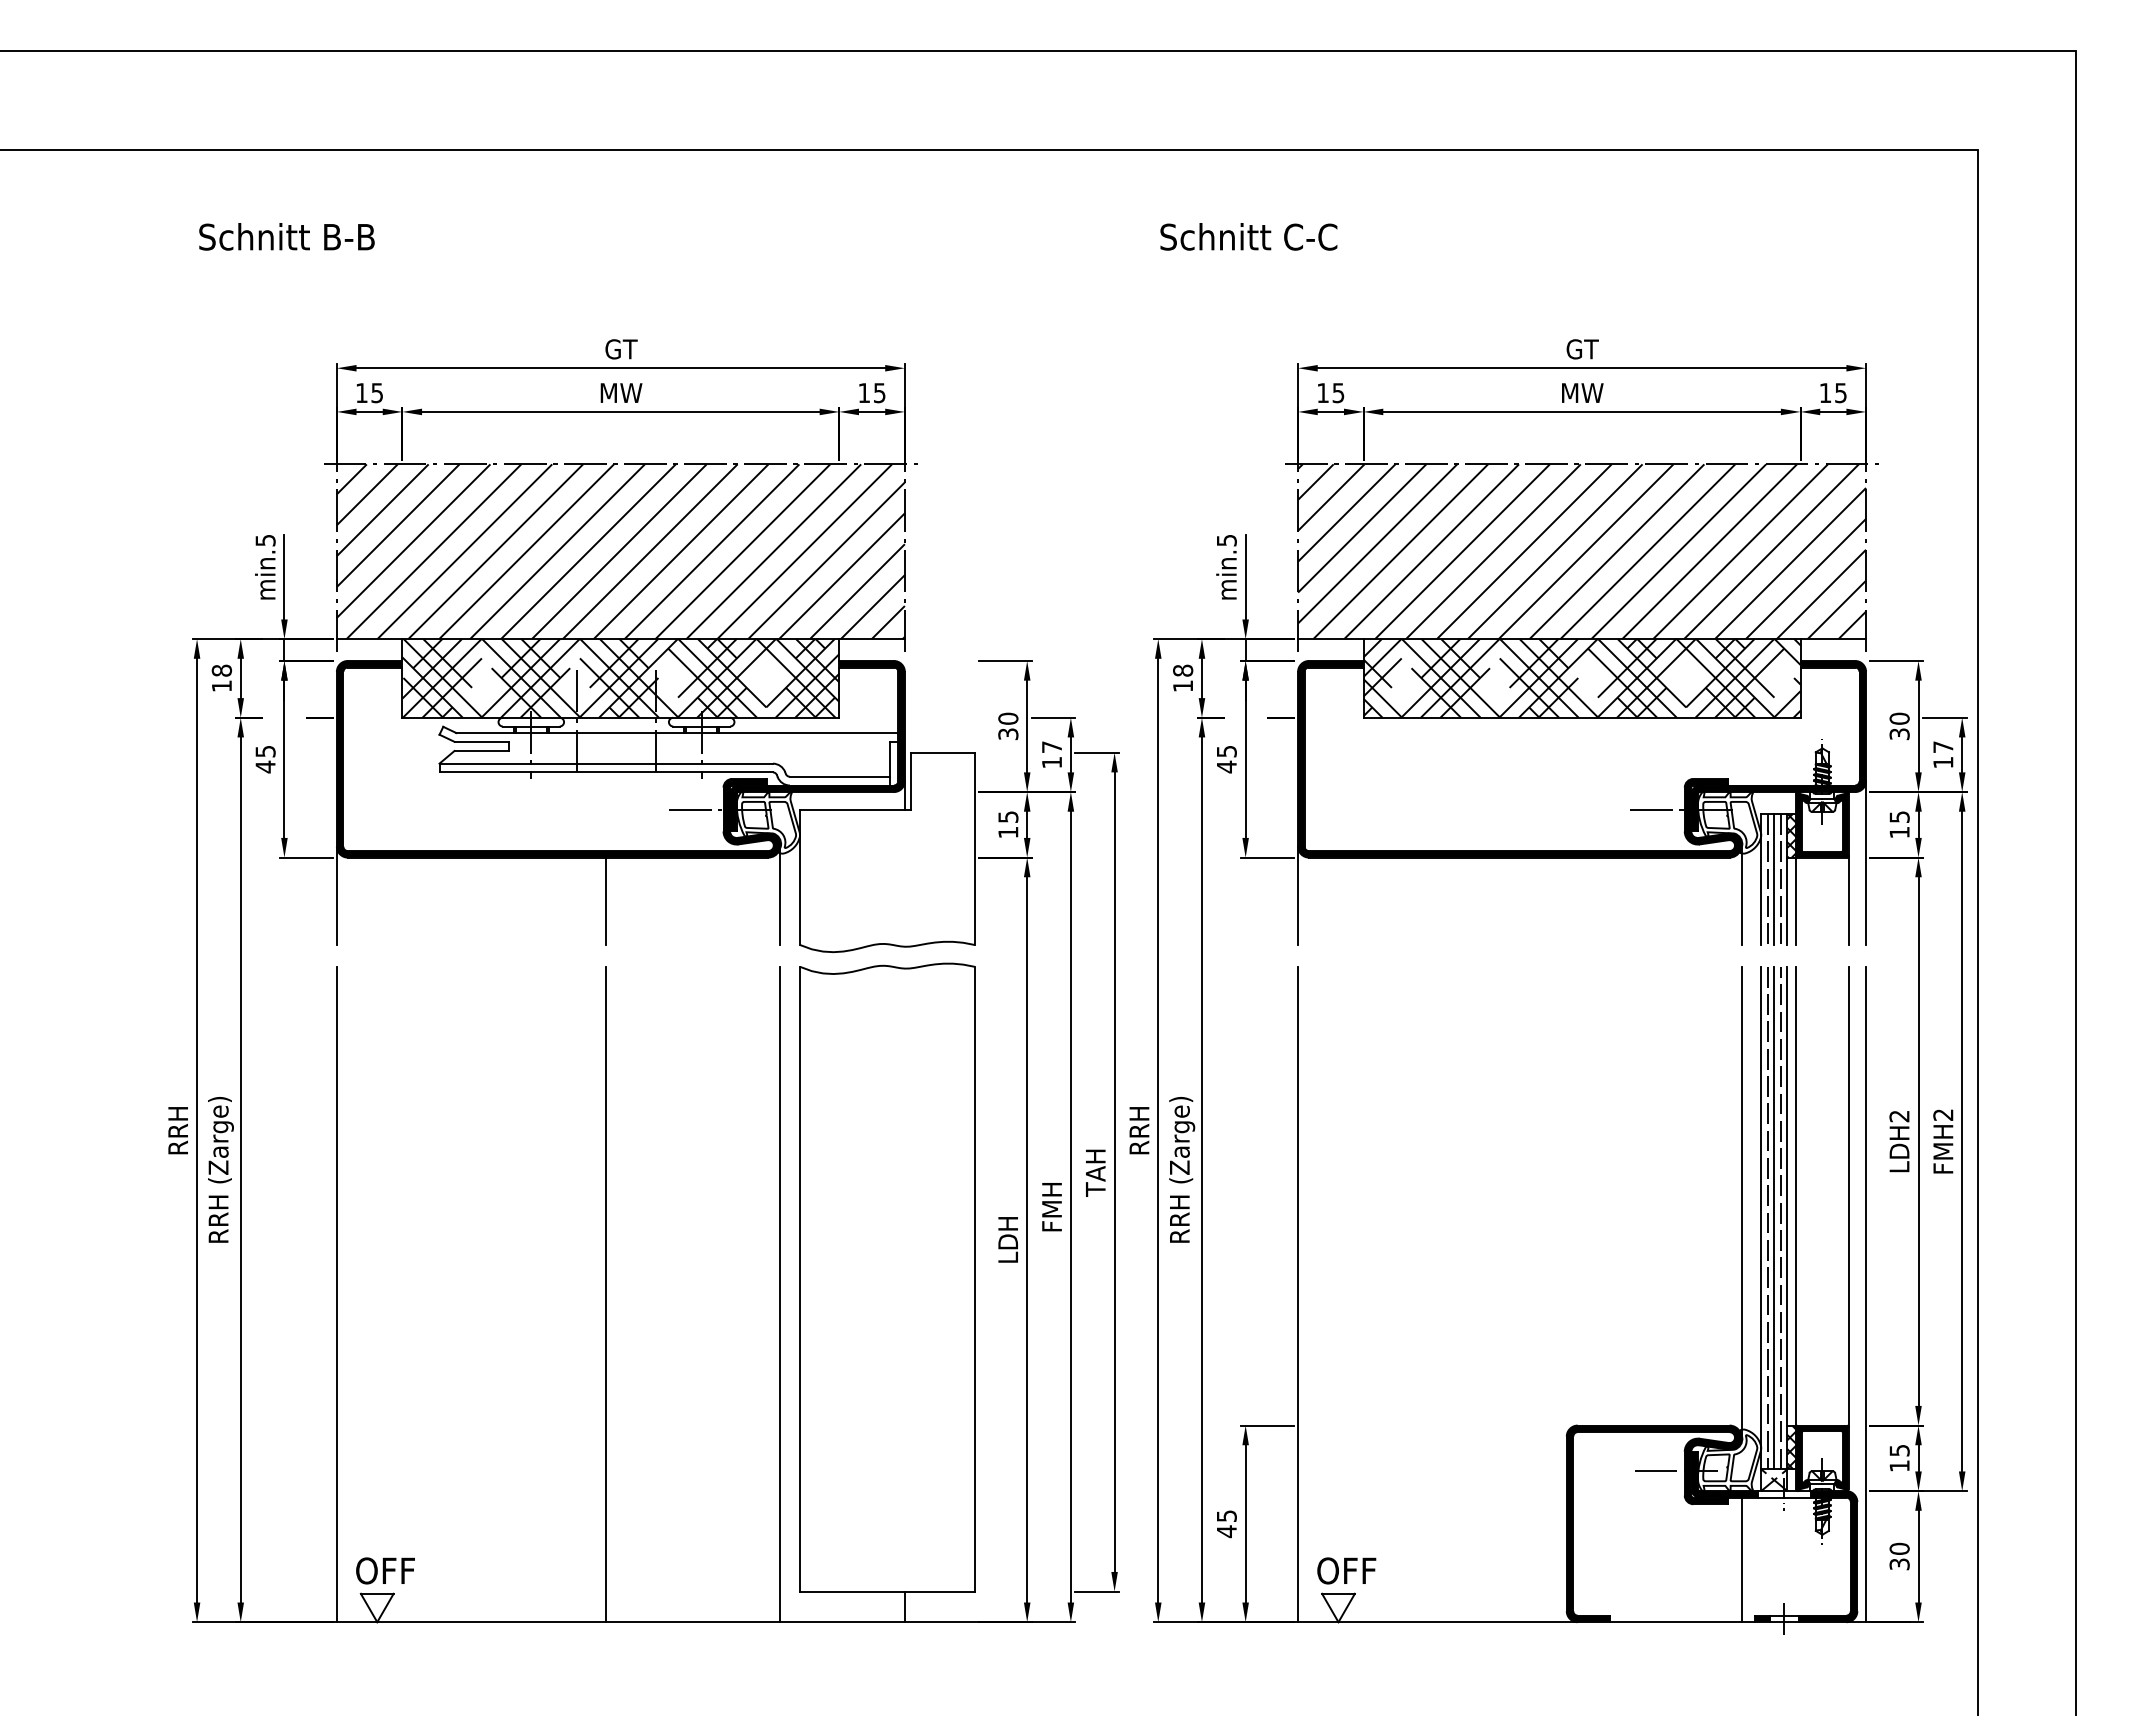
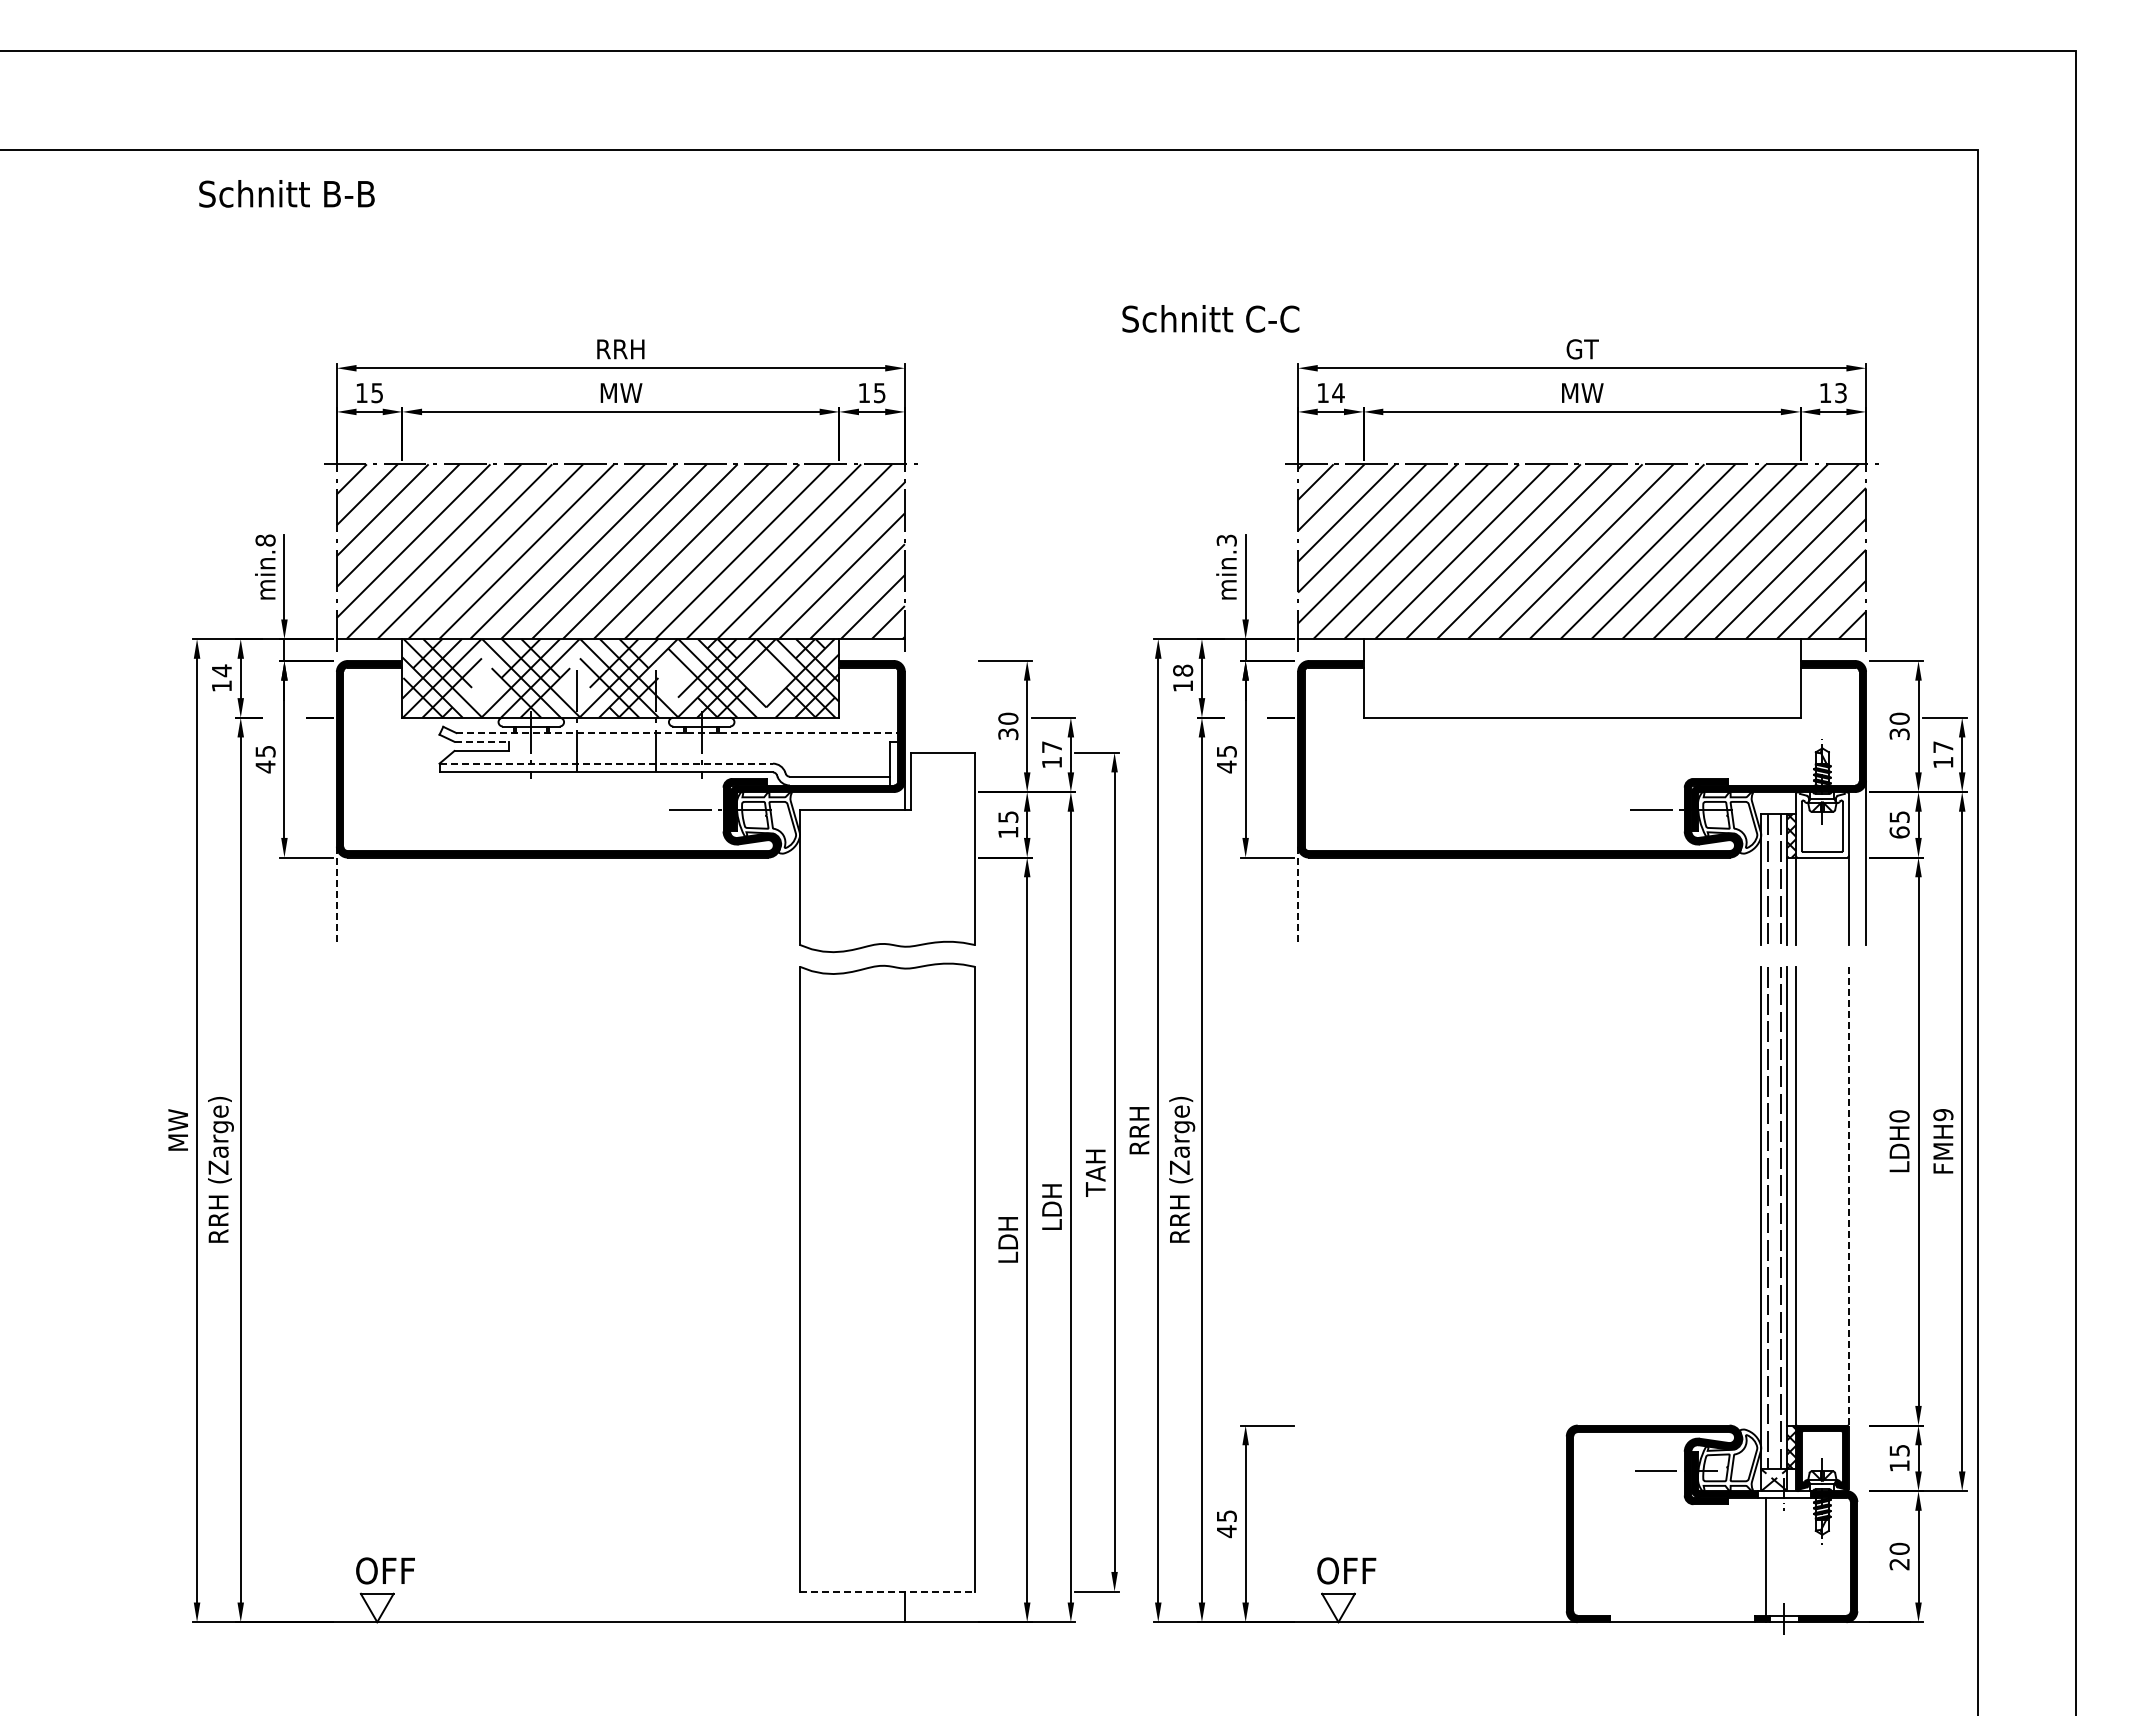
text position: (286, 236) -> (286, 193) (286, 193)
text position: (1248, 236) -> (1210, 318) (1210, 318)
text: GT -> RRH (620, 349)
text: 15 -> 13 (1840, 392)
text: 15 -> 14 (1338, 393)
text: min.5 -> min.3 (1226, 539)
text: min.5 -> min.8 (265, 540)
text: 18 -> 14 (221, 670)
hatch: present -> none (1581, 678)
line: solid -> dashed (677, 733)
line: solid -> dashed (482, 741)
line: solid -> dashed (606, 763)
fill: present -> none (1822, 824)
text: 15 -> 65 (1899, 832)
line: present -> none (1774, 878)
line: present -> none (1741, 894)
line: present -> none (780, 895)
line: solid -> dashed (336, 896)
line: solid -> dashed (1298, 896)
line: present -> none (605, 900)
text: FMH2 -> FMH9 (1943, 1115)
text: LDH2 -> LDH0 (1899, 1116)
text: RRH -> MW (177, 1130)
line: solid -> dashed (1848, 1197)
line: present -> none (1741, 1201)
text: FMH -> LDH (1051, 1207)
line: present -> none (1774, 1217)
line: present -> none (336, 1294)
line: present -> none (605, 1294)
line: present -> none (780, 1294)
line: present -> none (1298, 1294)
line: present -> none (1866, 1294)
line position: (1741, 1559) -> (1765, 1559) (1765, 1559)
text: 30 -> 20 (1899, 1564)
line: solid -> dashed (887, 1591)
